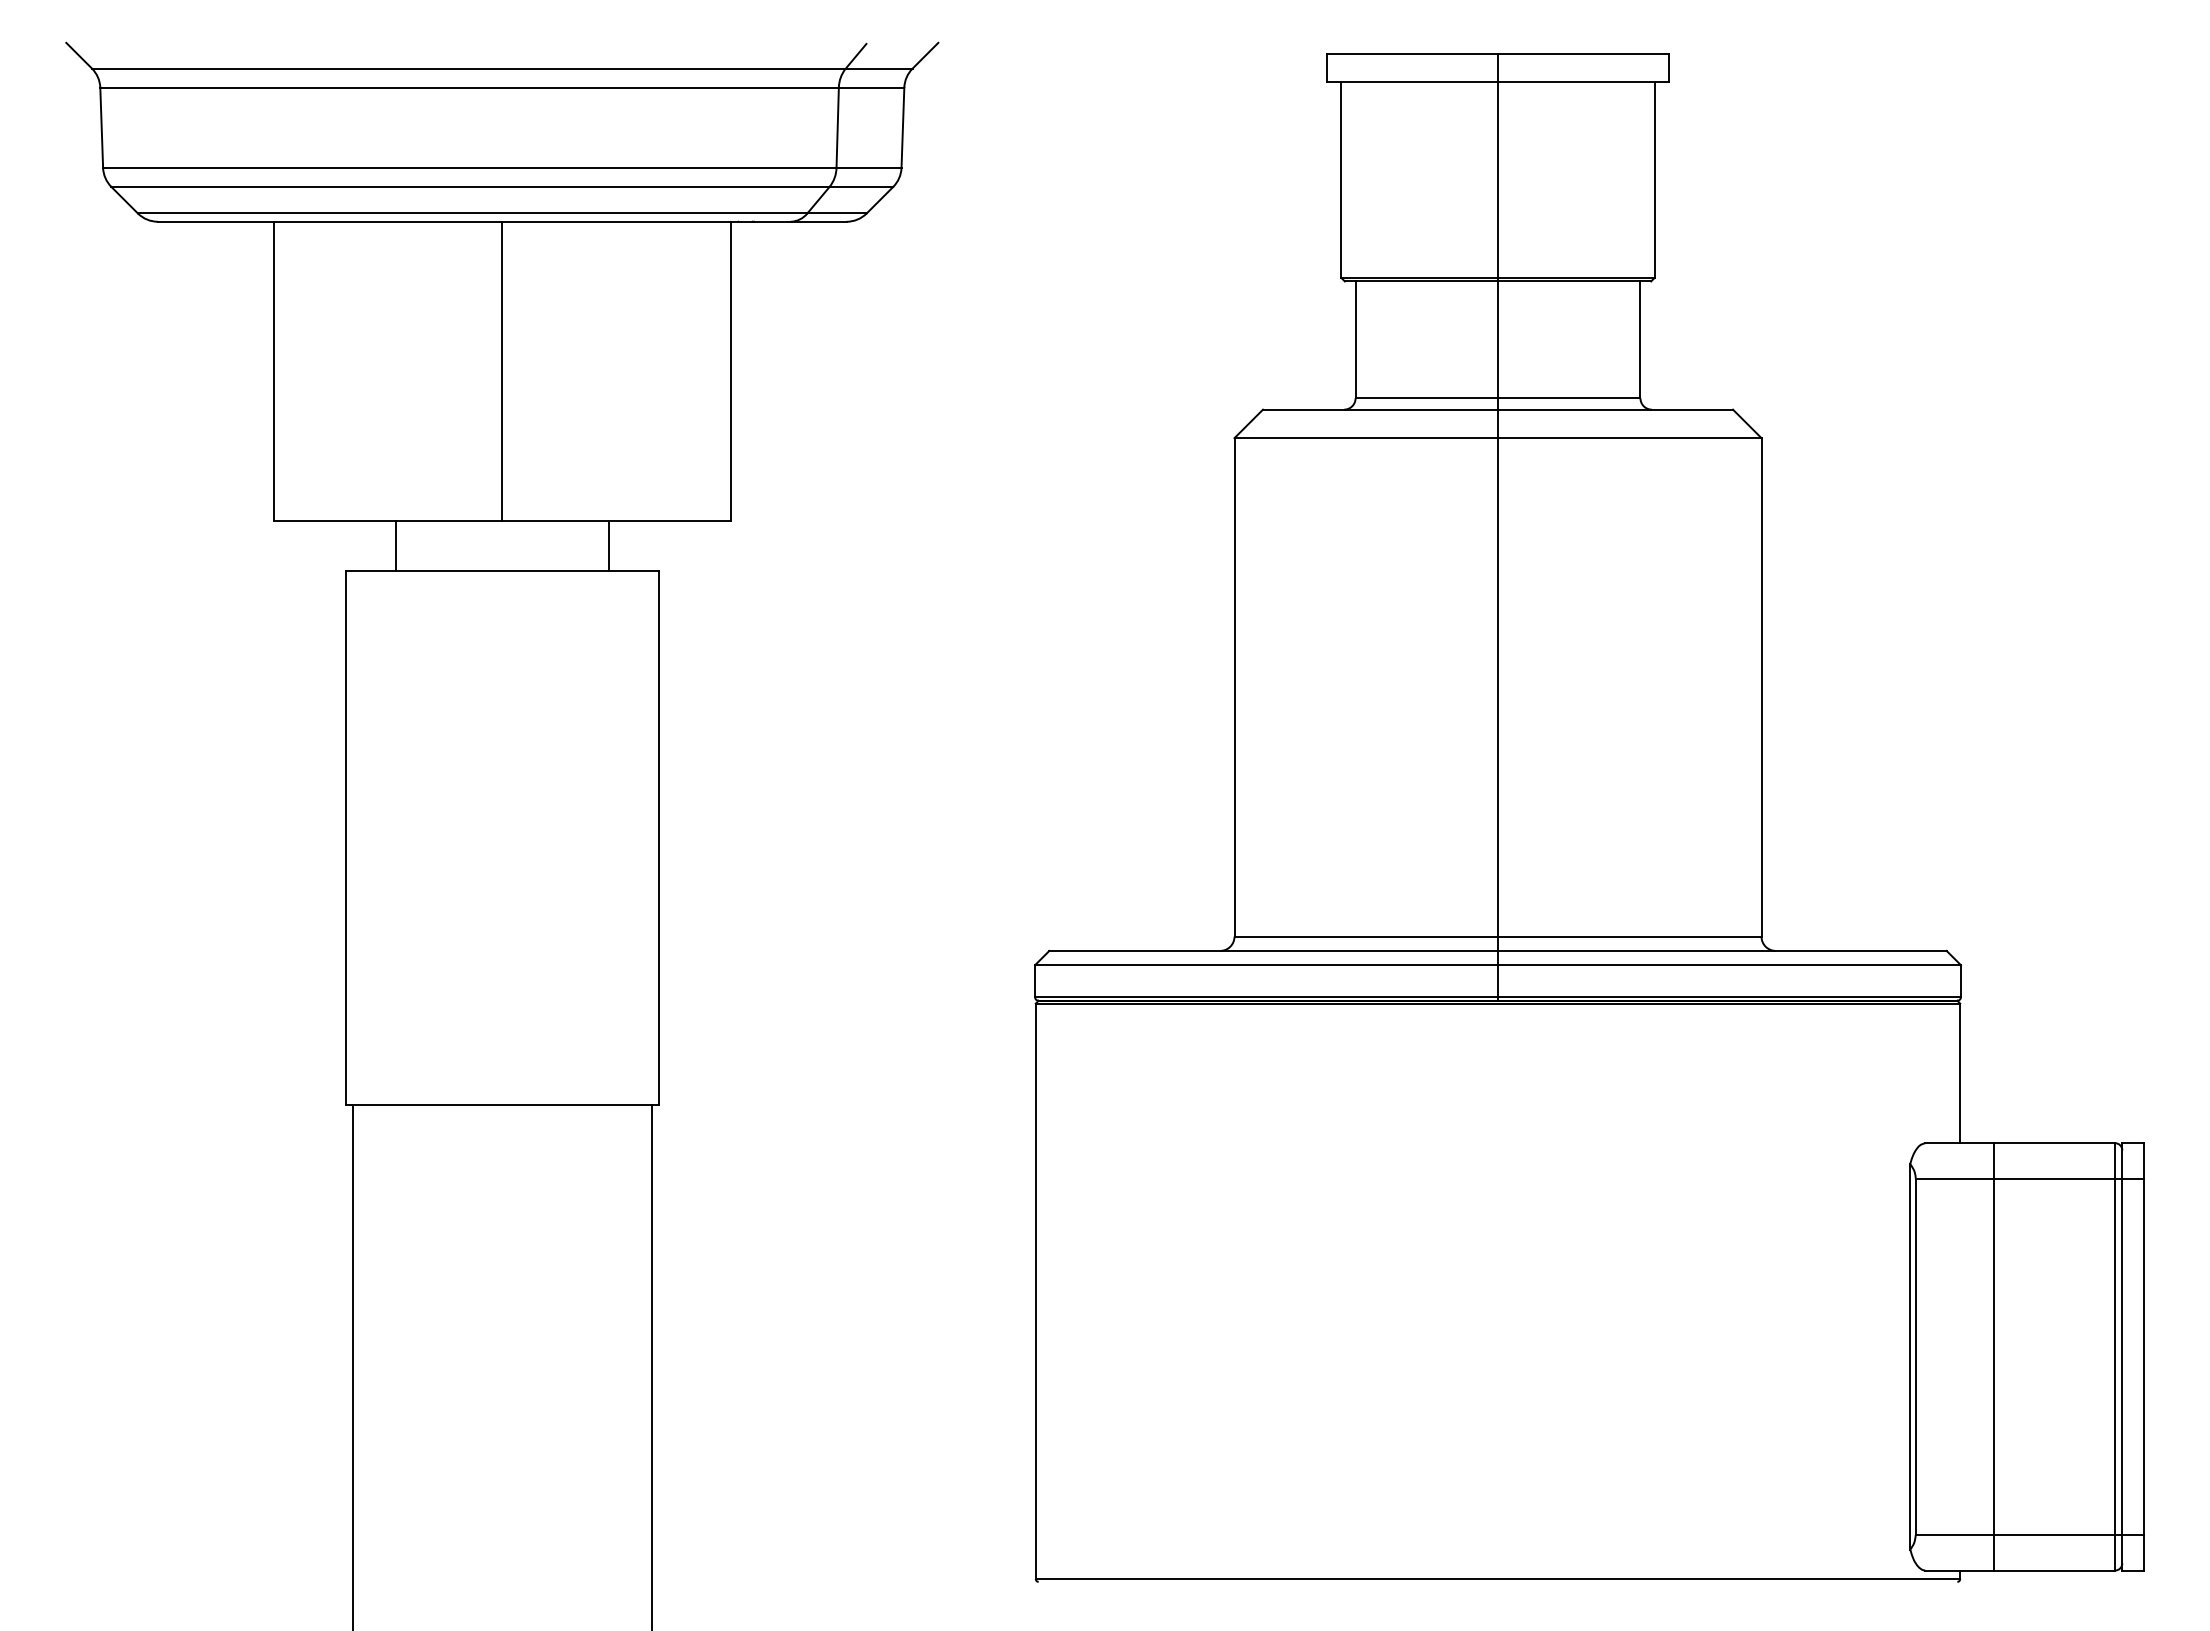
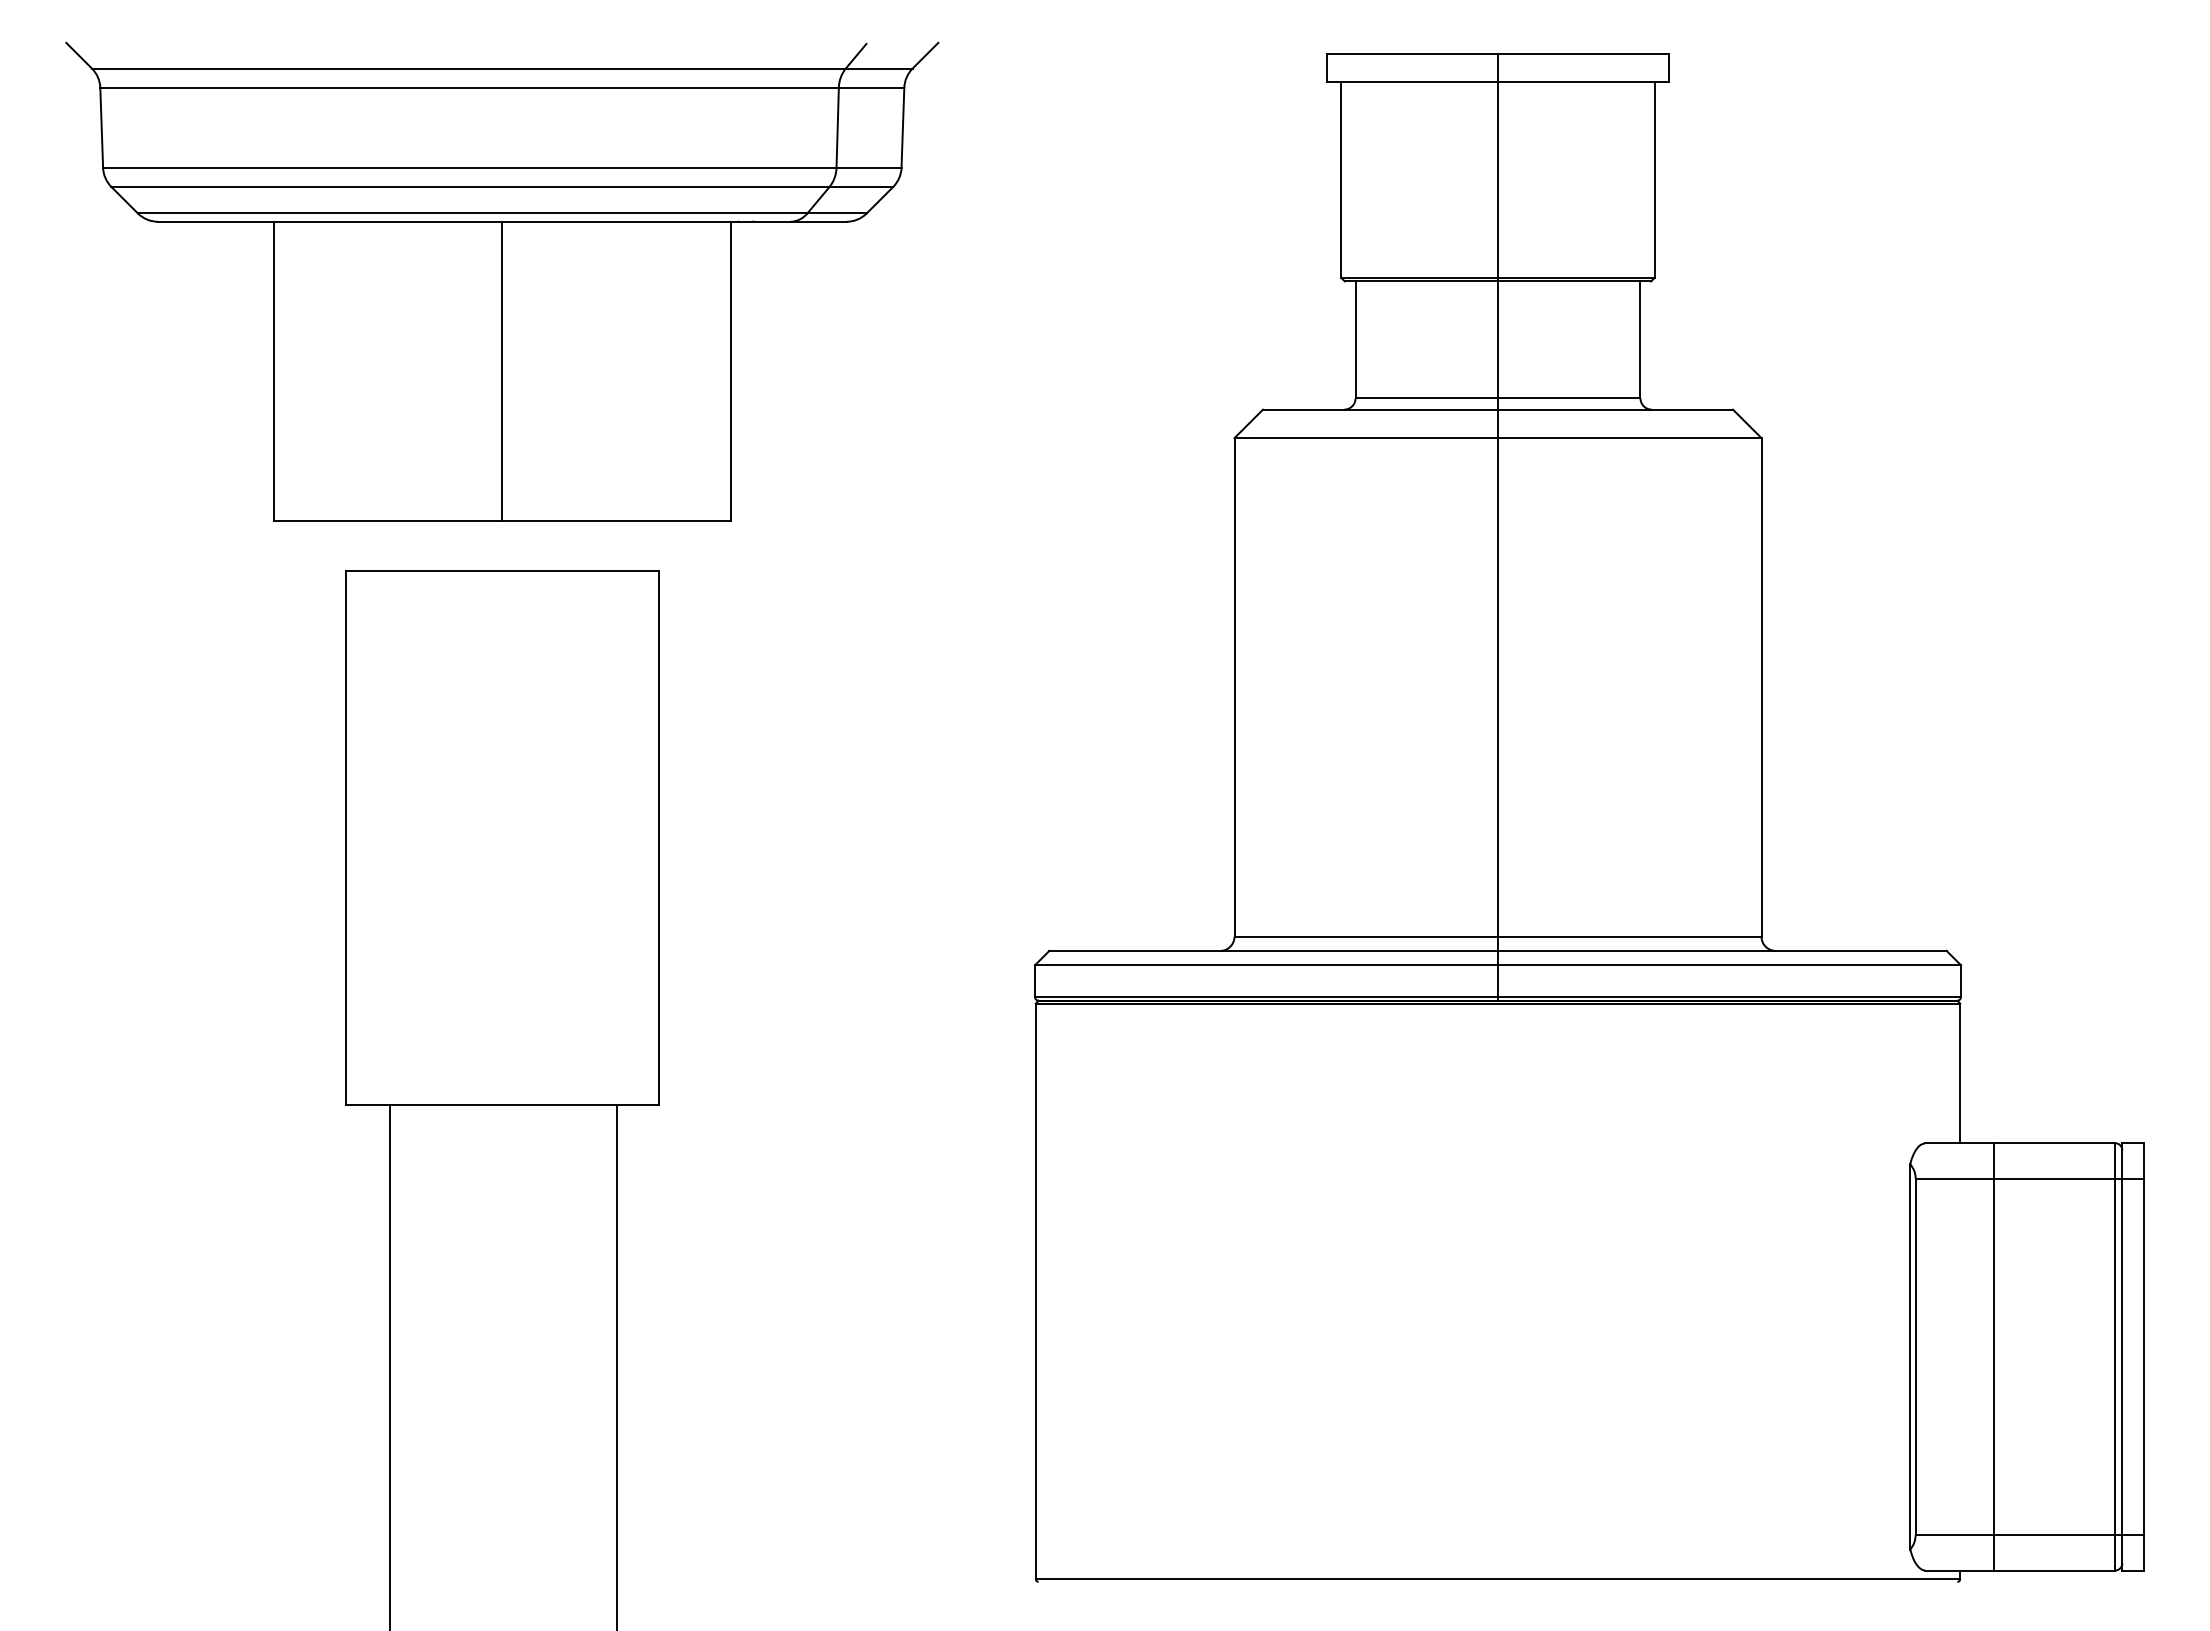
line: present -> none (395, 545)
line: present -> none (609, 545)
line position: (352, 1365) -> (389, 1365) (389, 1365)
line position: (651, 1365) -> (616, 1365) (616, 1365)
